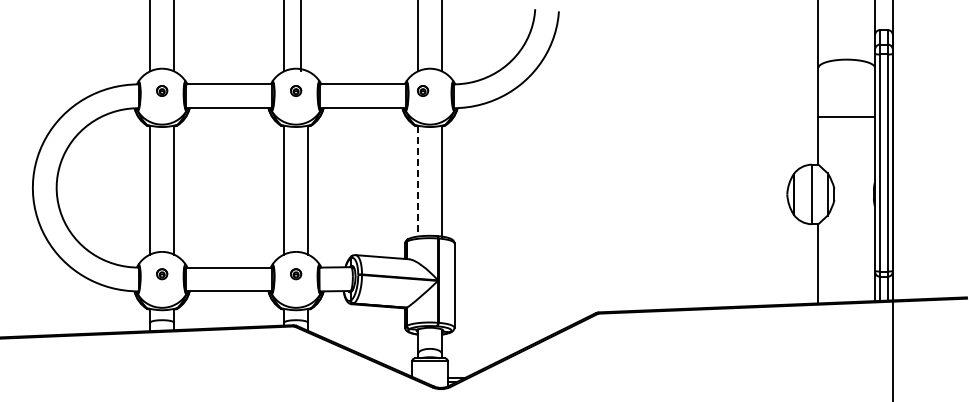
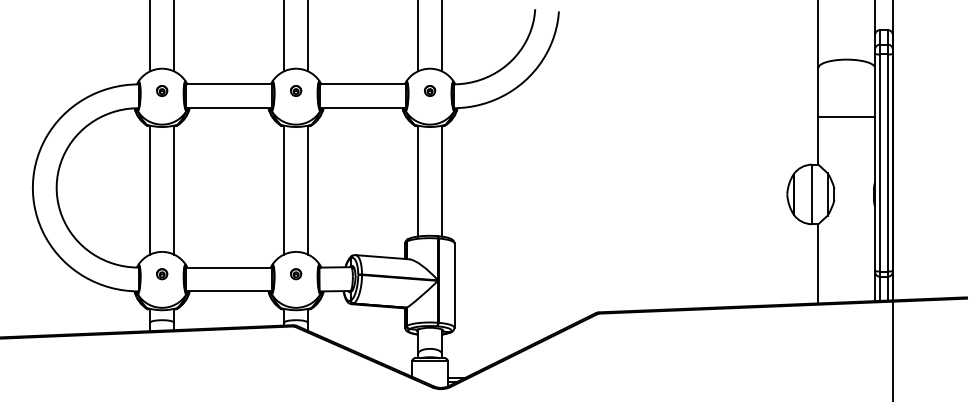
line position: (300, 36) -> (307, 36) (307, 36)
part position: (422, 90) -> (429, 90) (429, 90)
line: dashed -> solid (418, 181)
